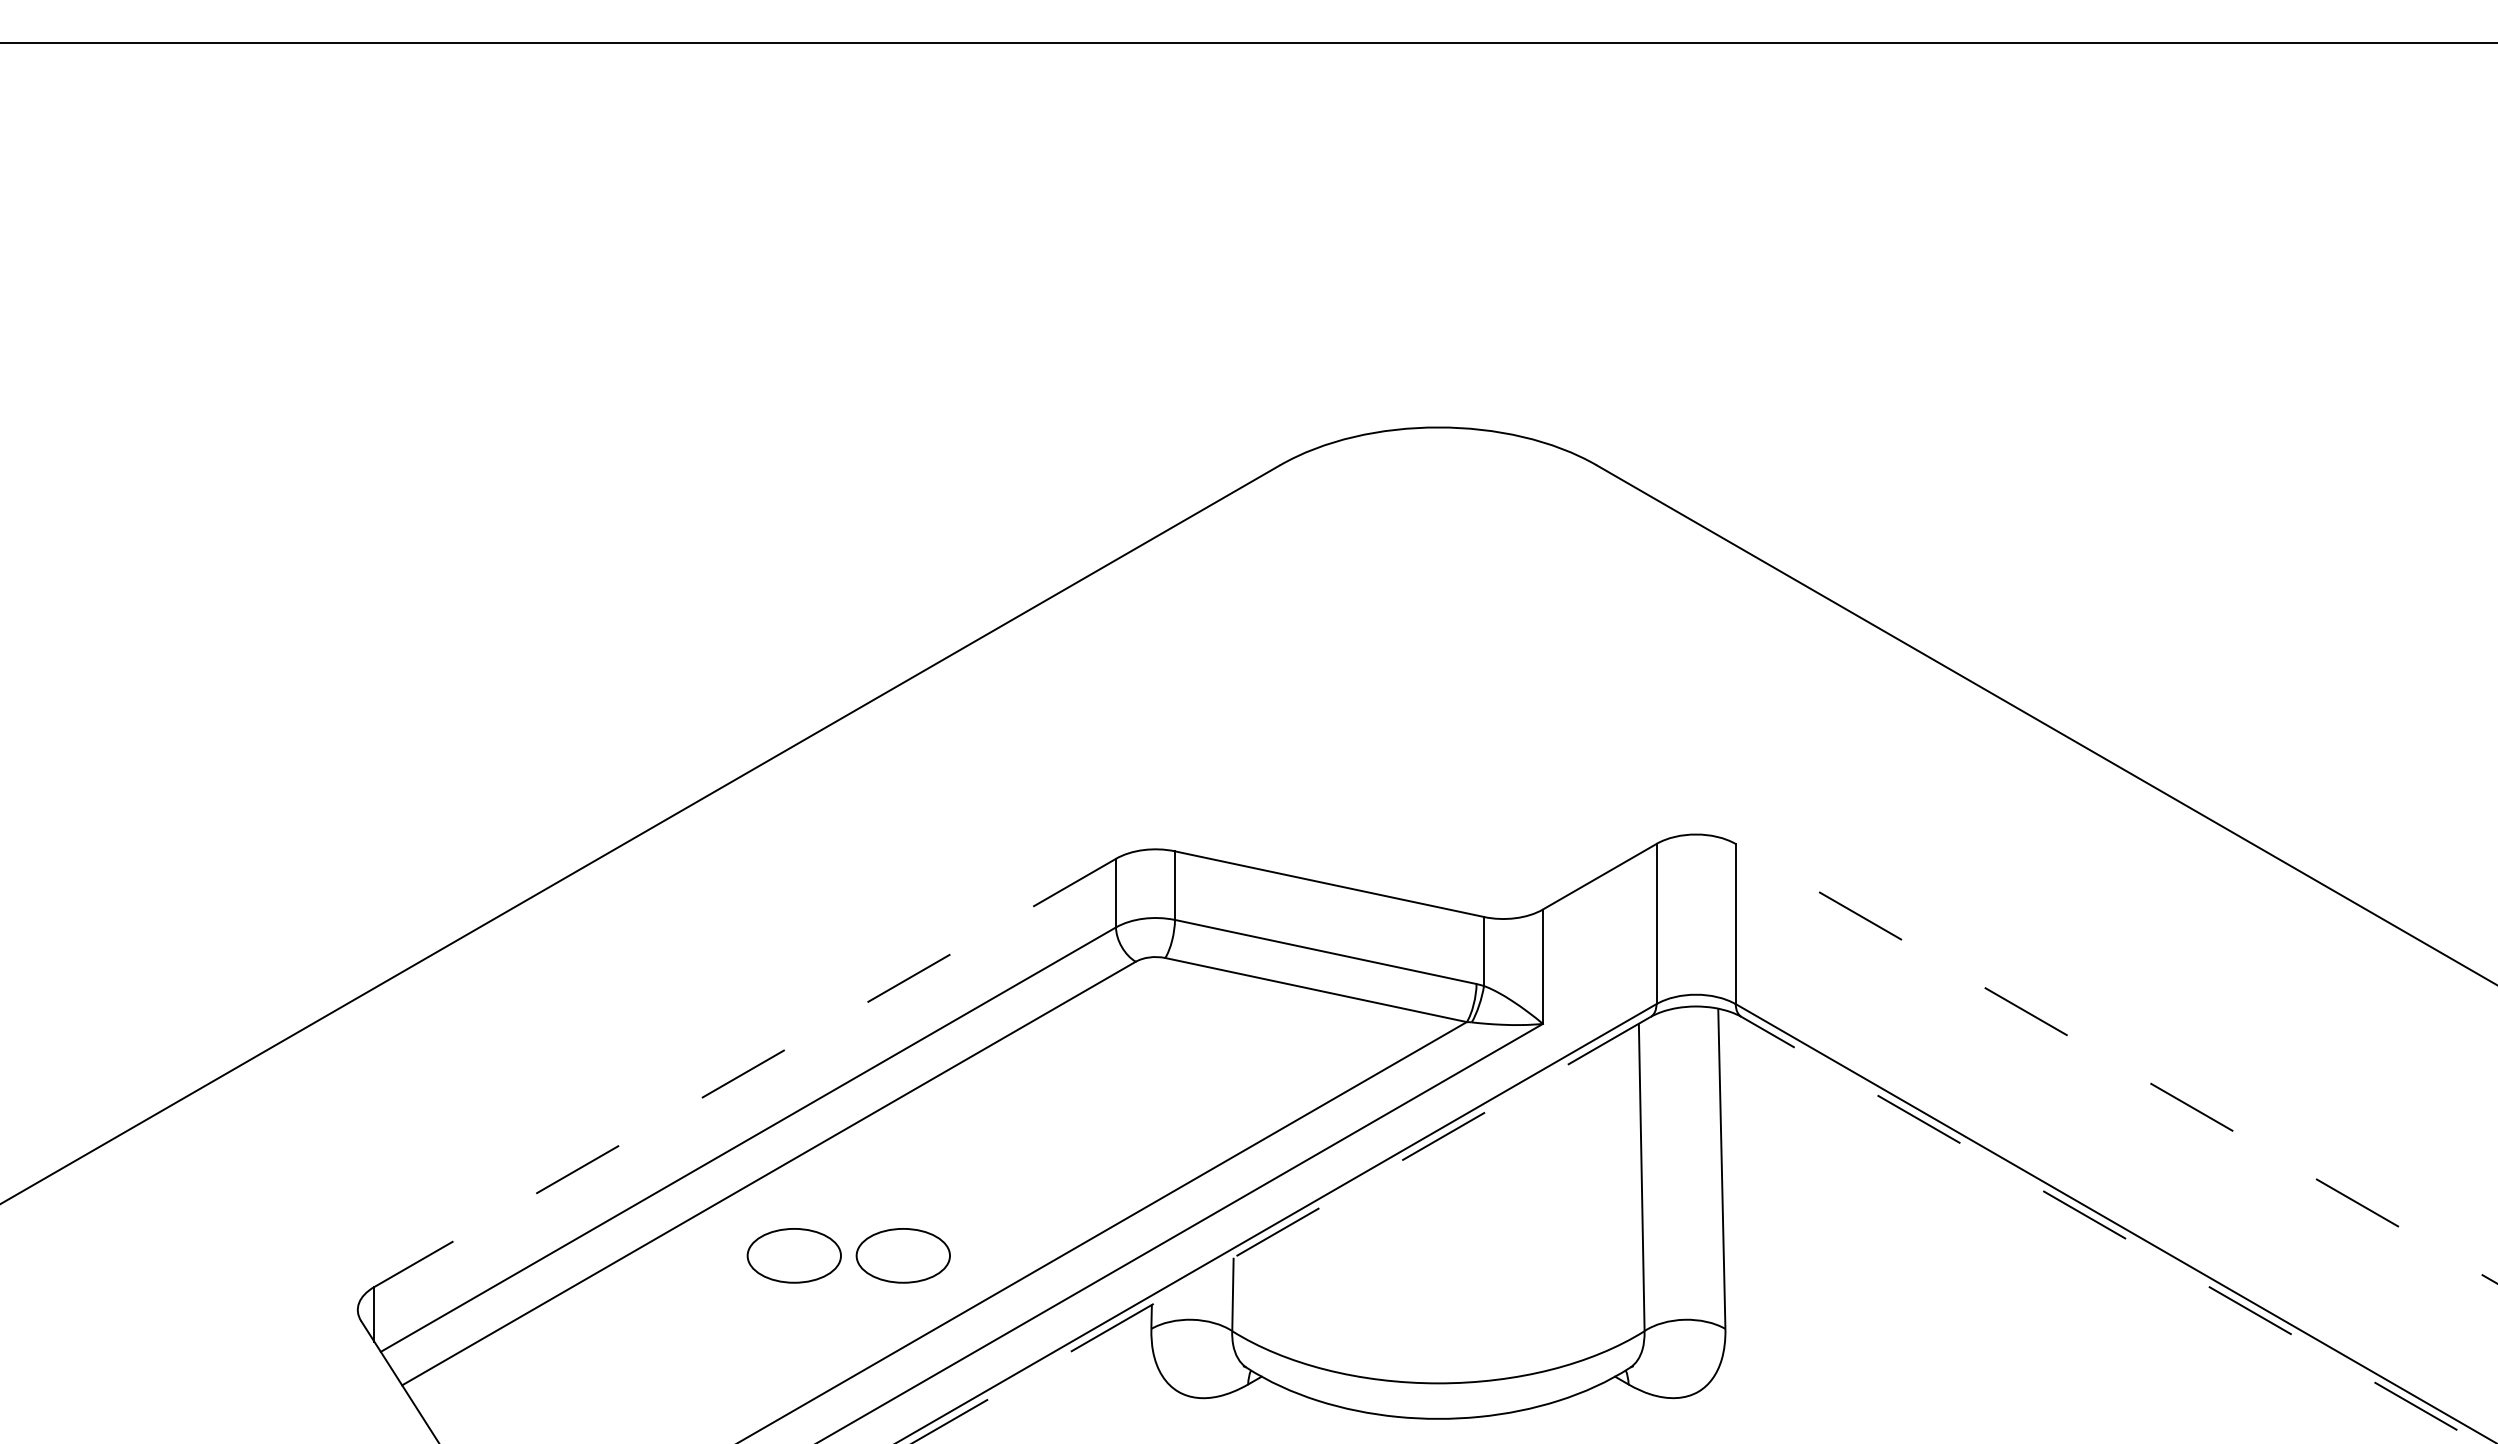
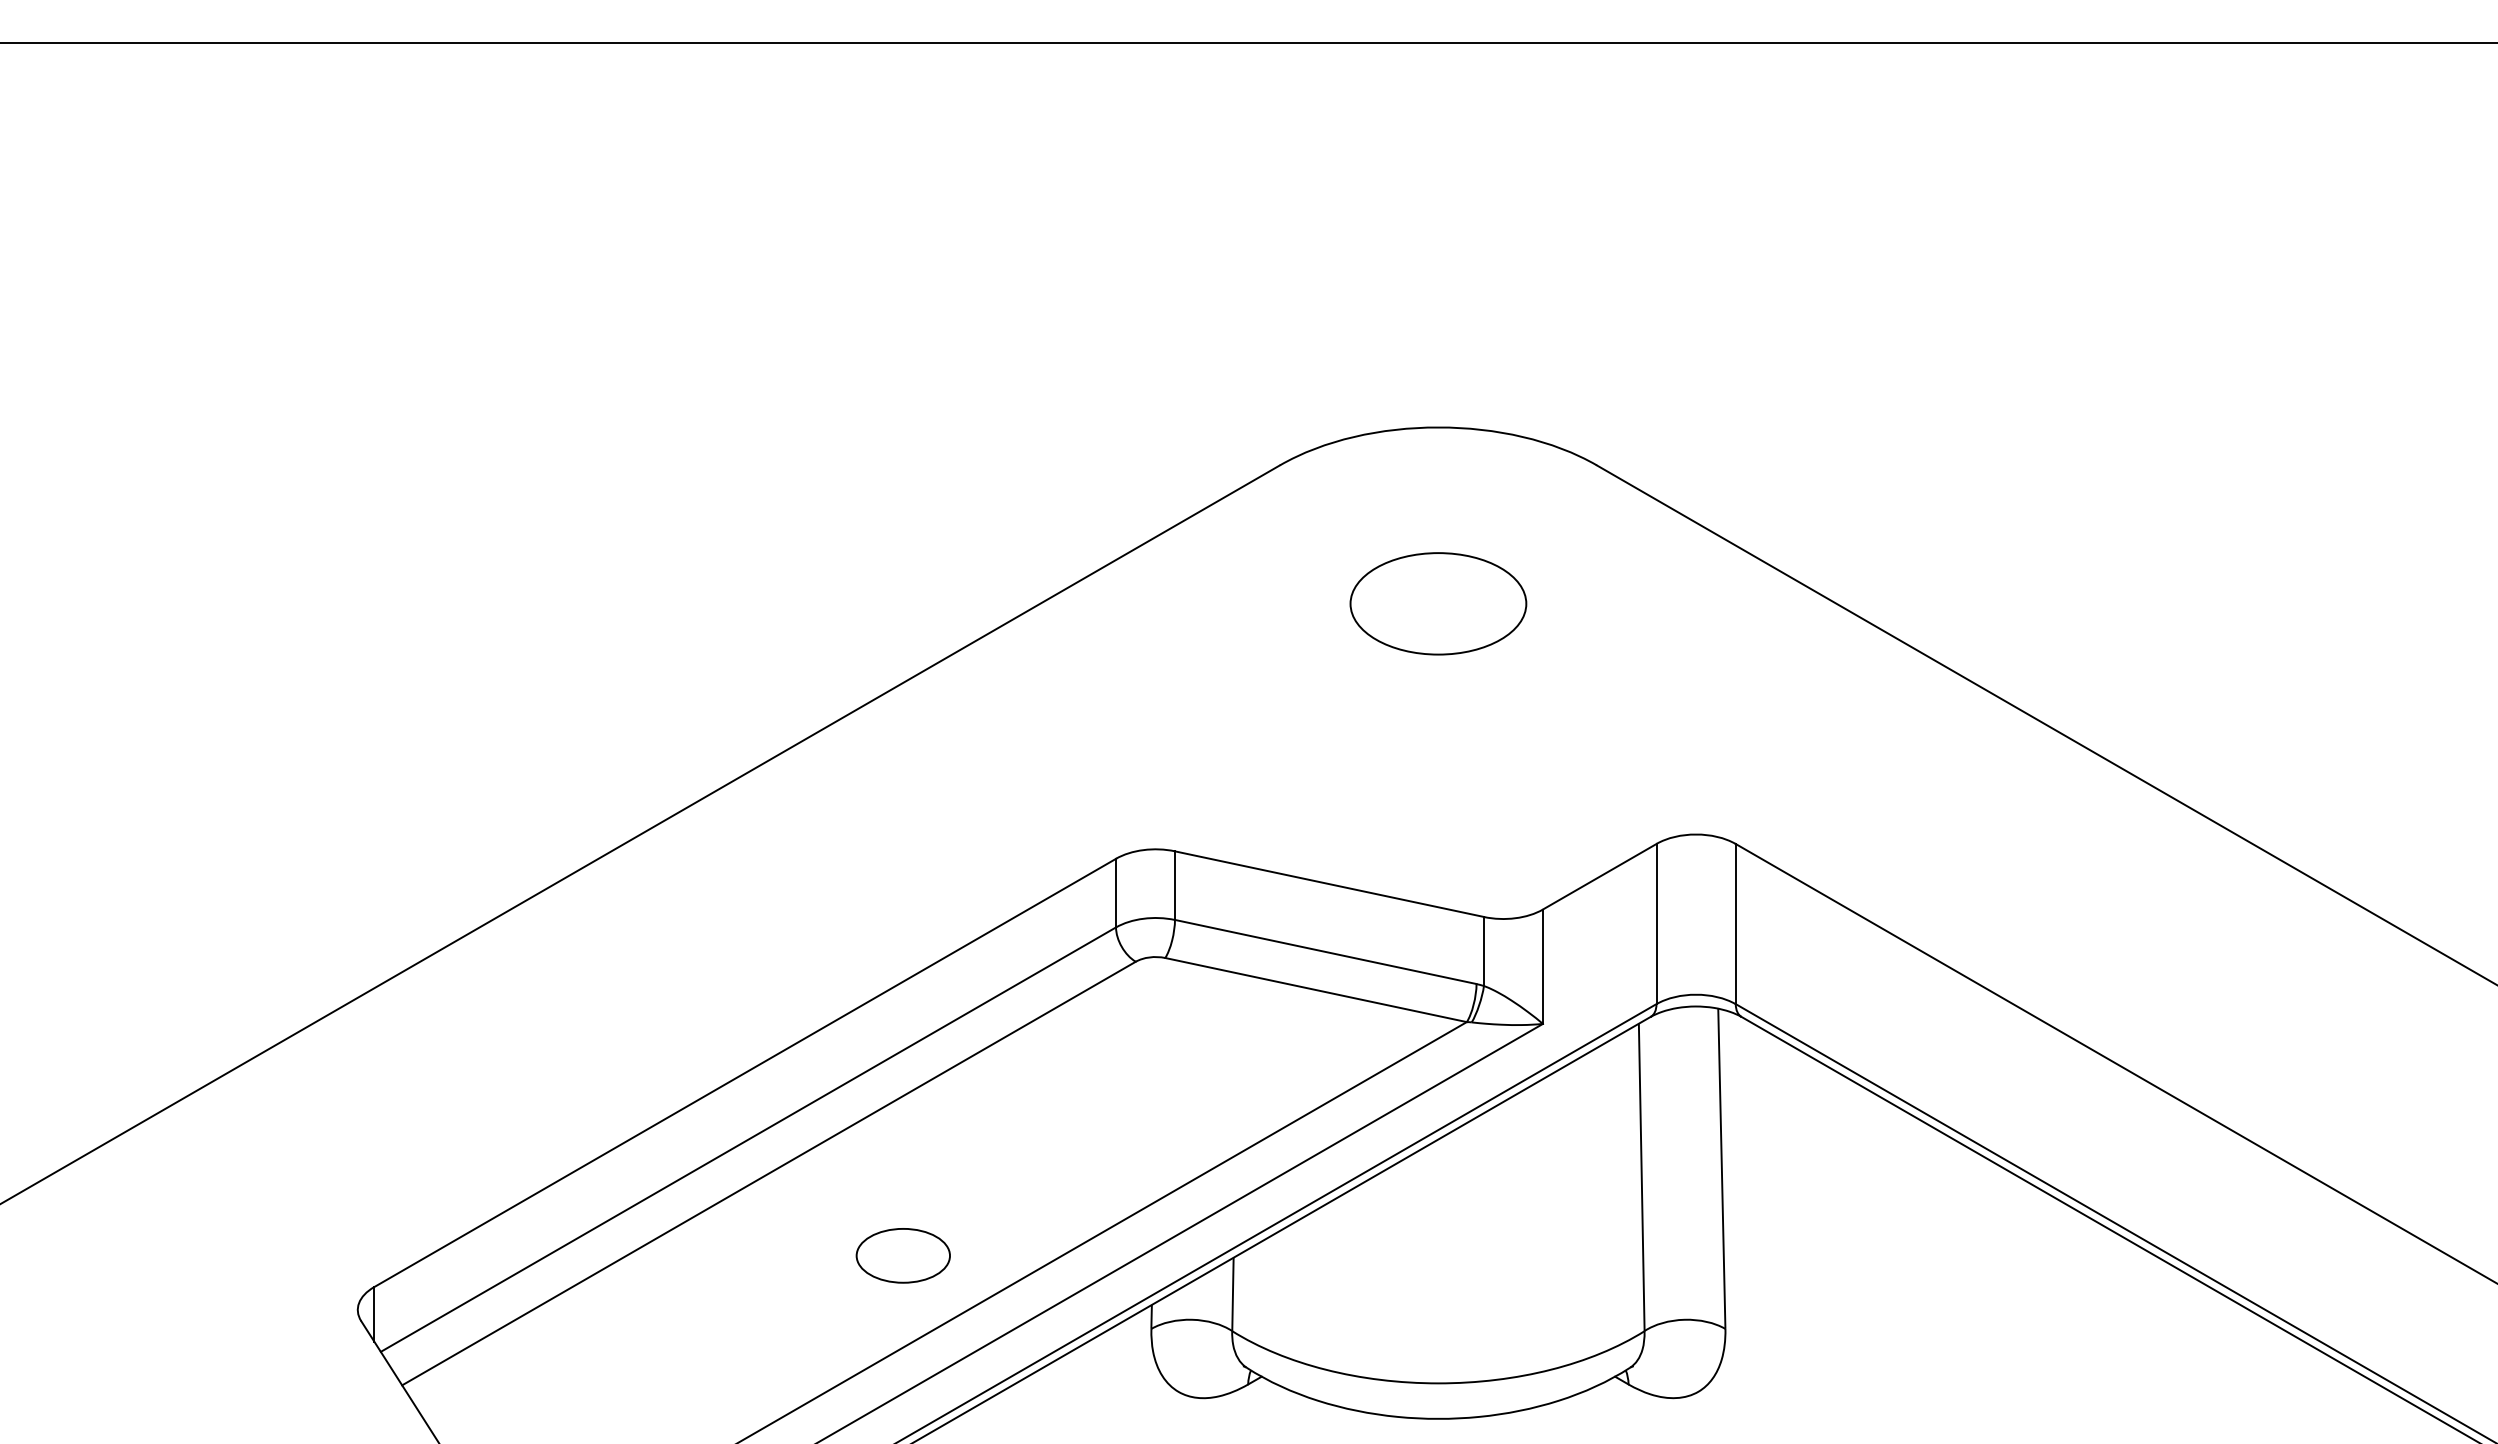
part: none -> present (1438, 603)
line: dashed -> solid (2116, 1063)
line: dashed -> solid (744, 1073)
line: dashed -> solid (1280, 1230)
line: dashed -> solid (2111, 1230)
part: present -> none (793, 1255)
